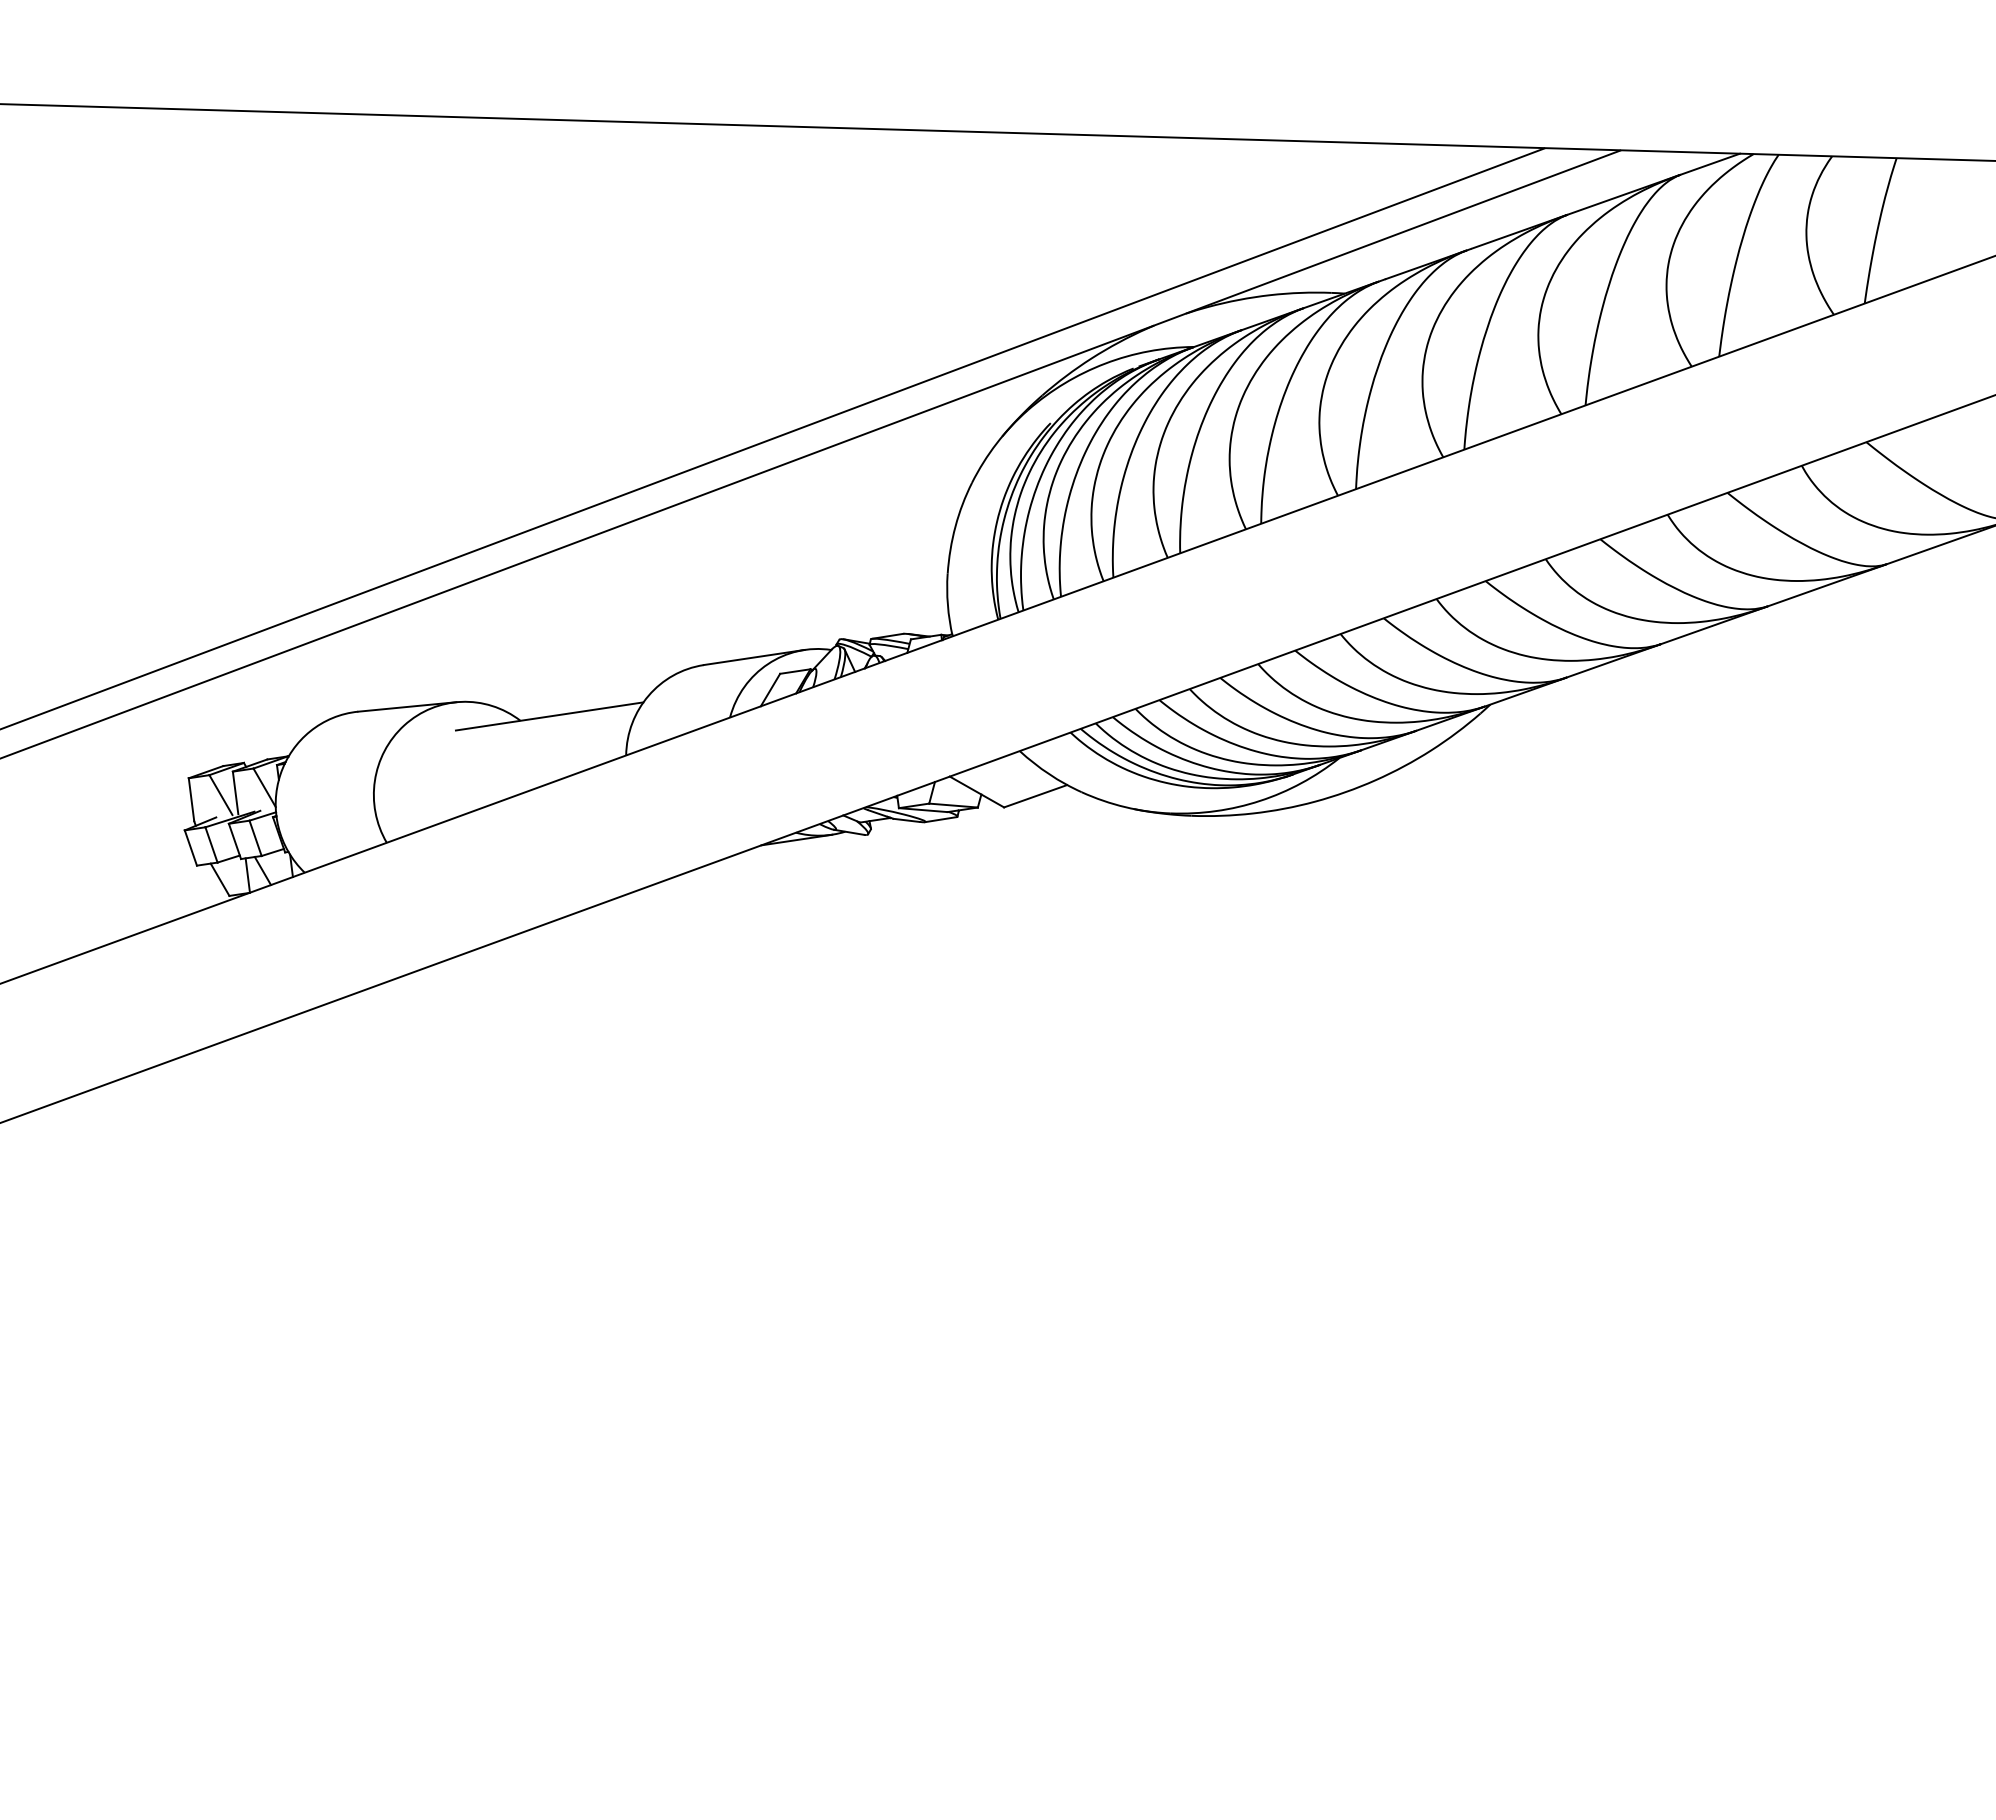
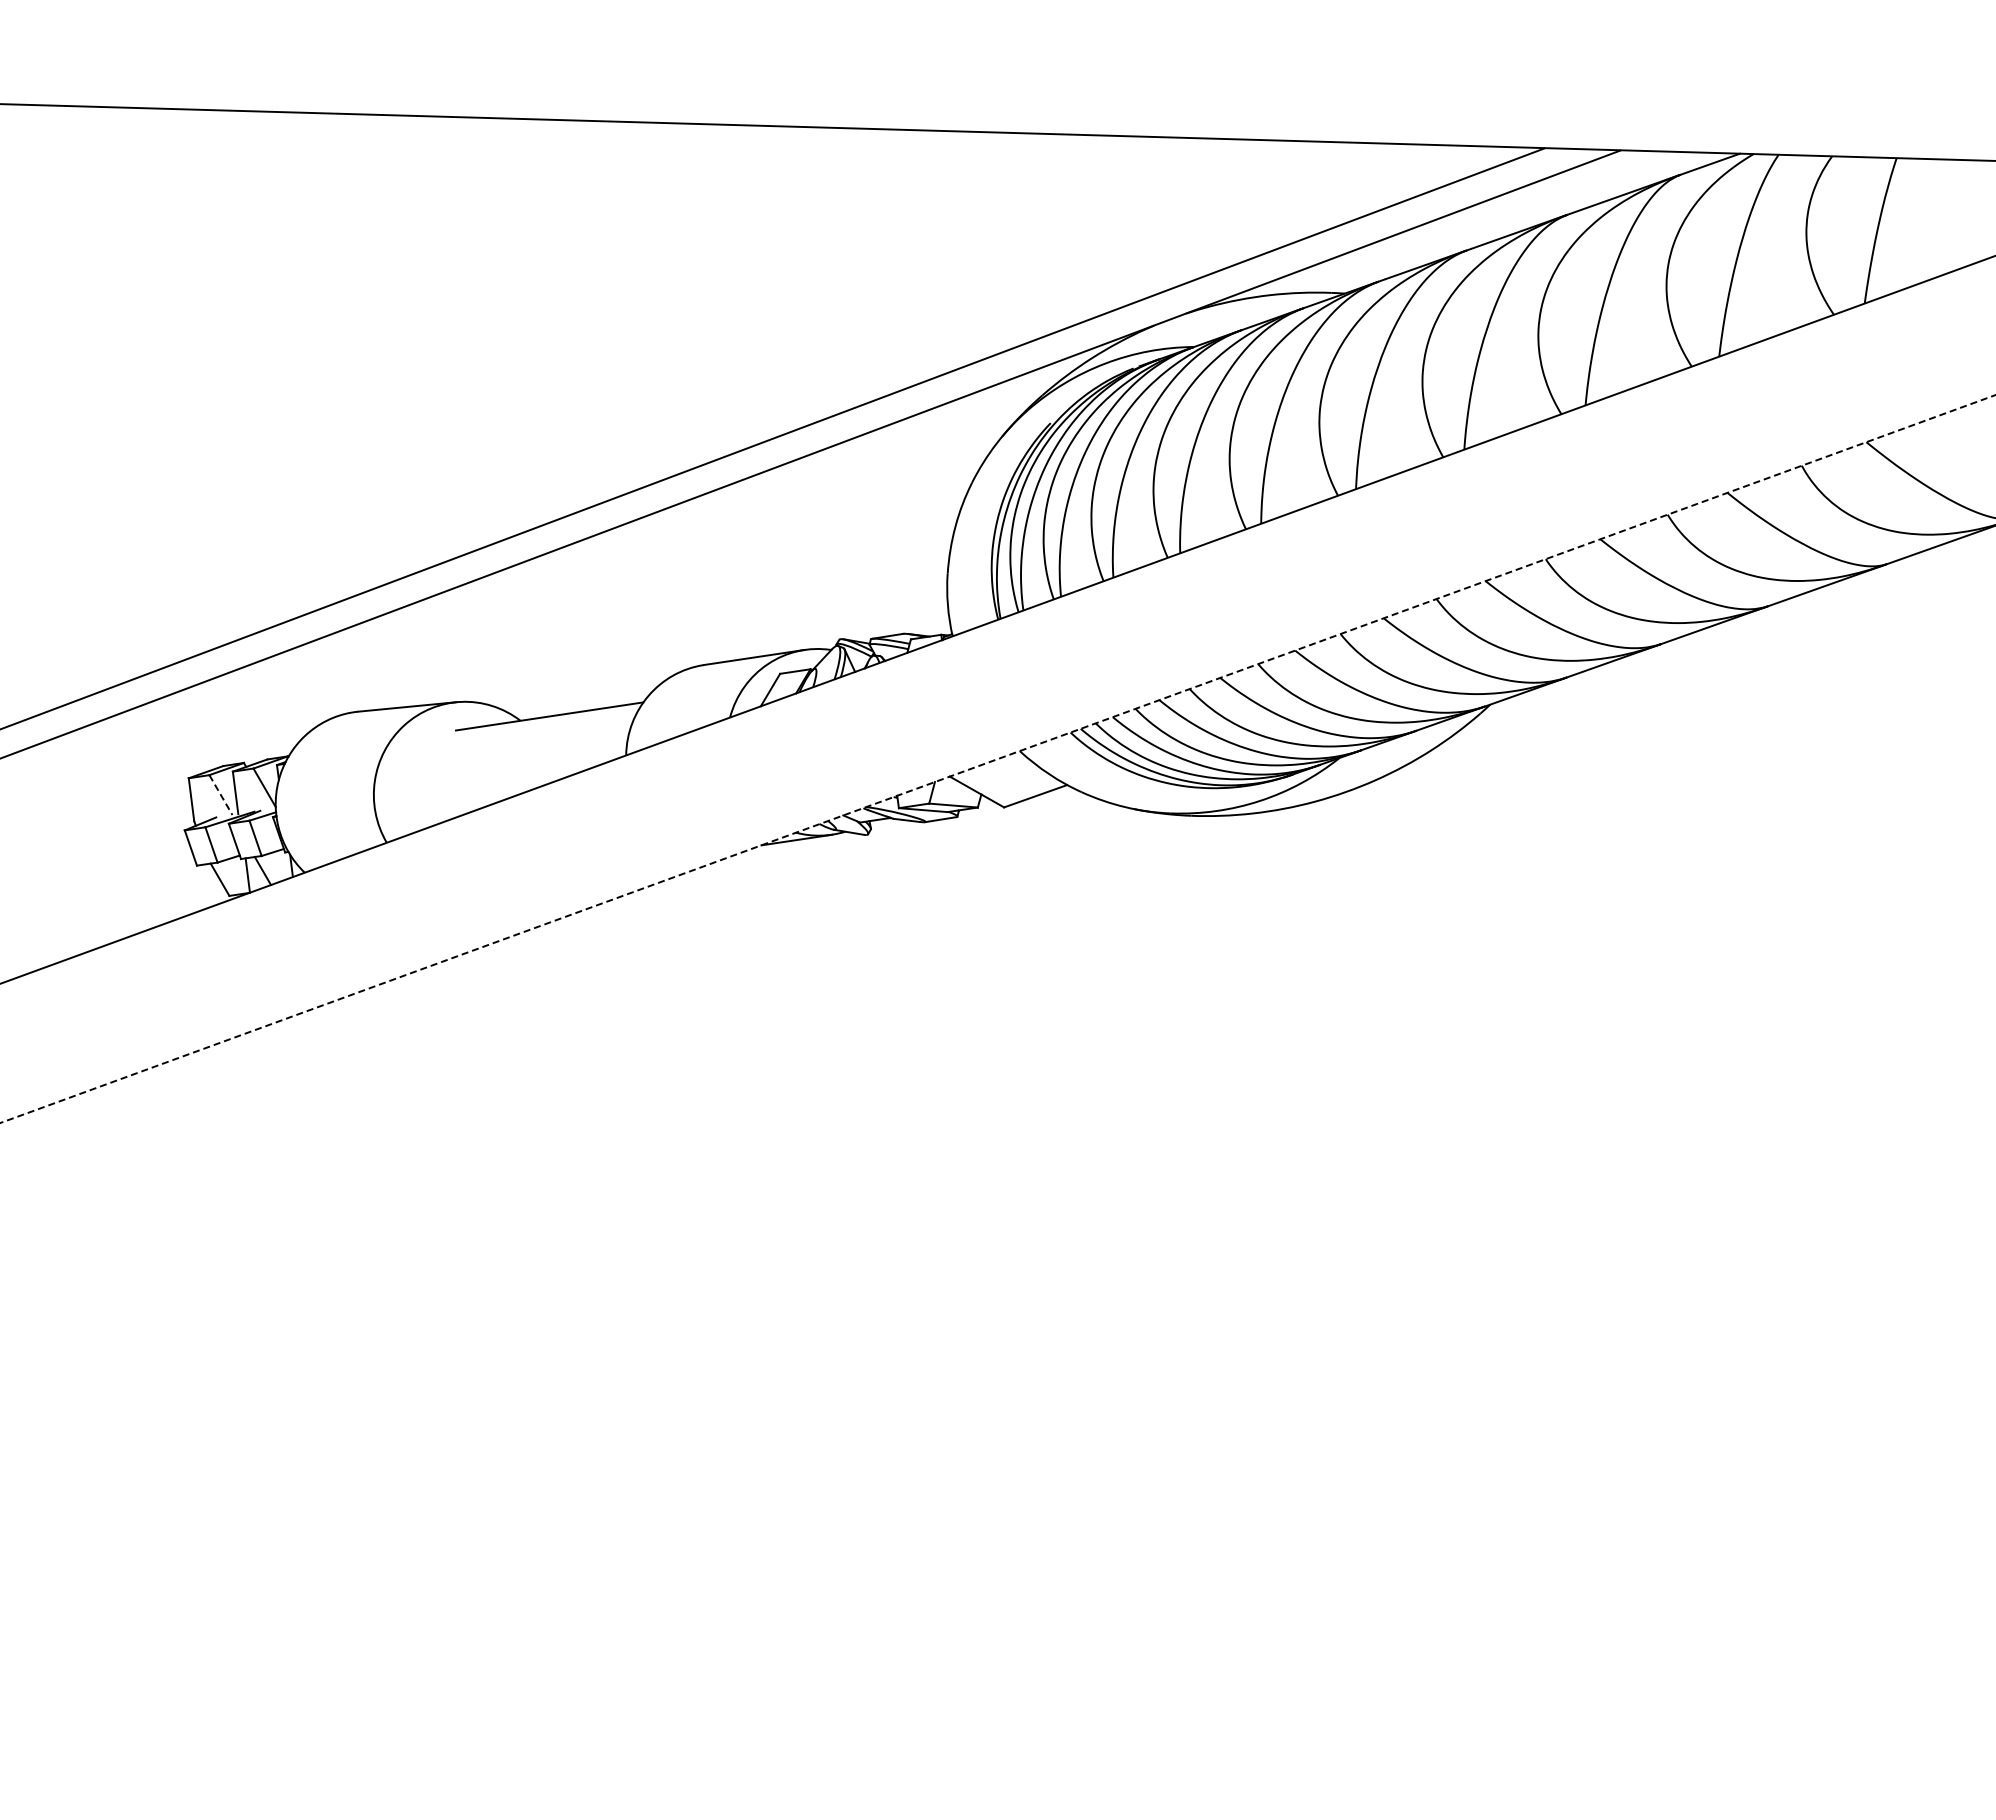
line: solid -> dashed (998, 759)
line: solid -> dashed (221, 795)
